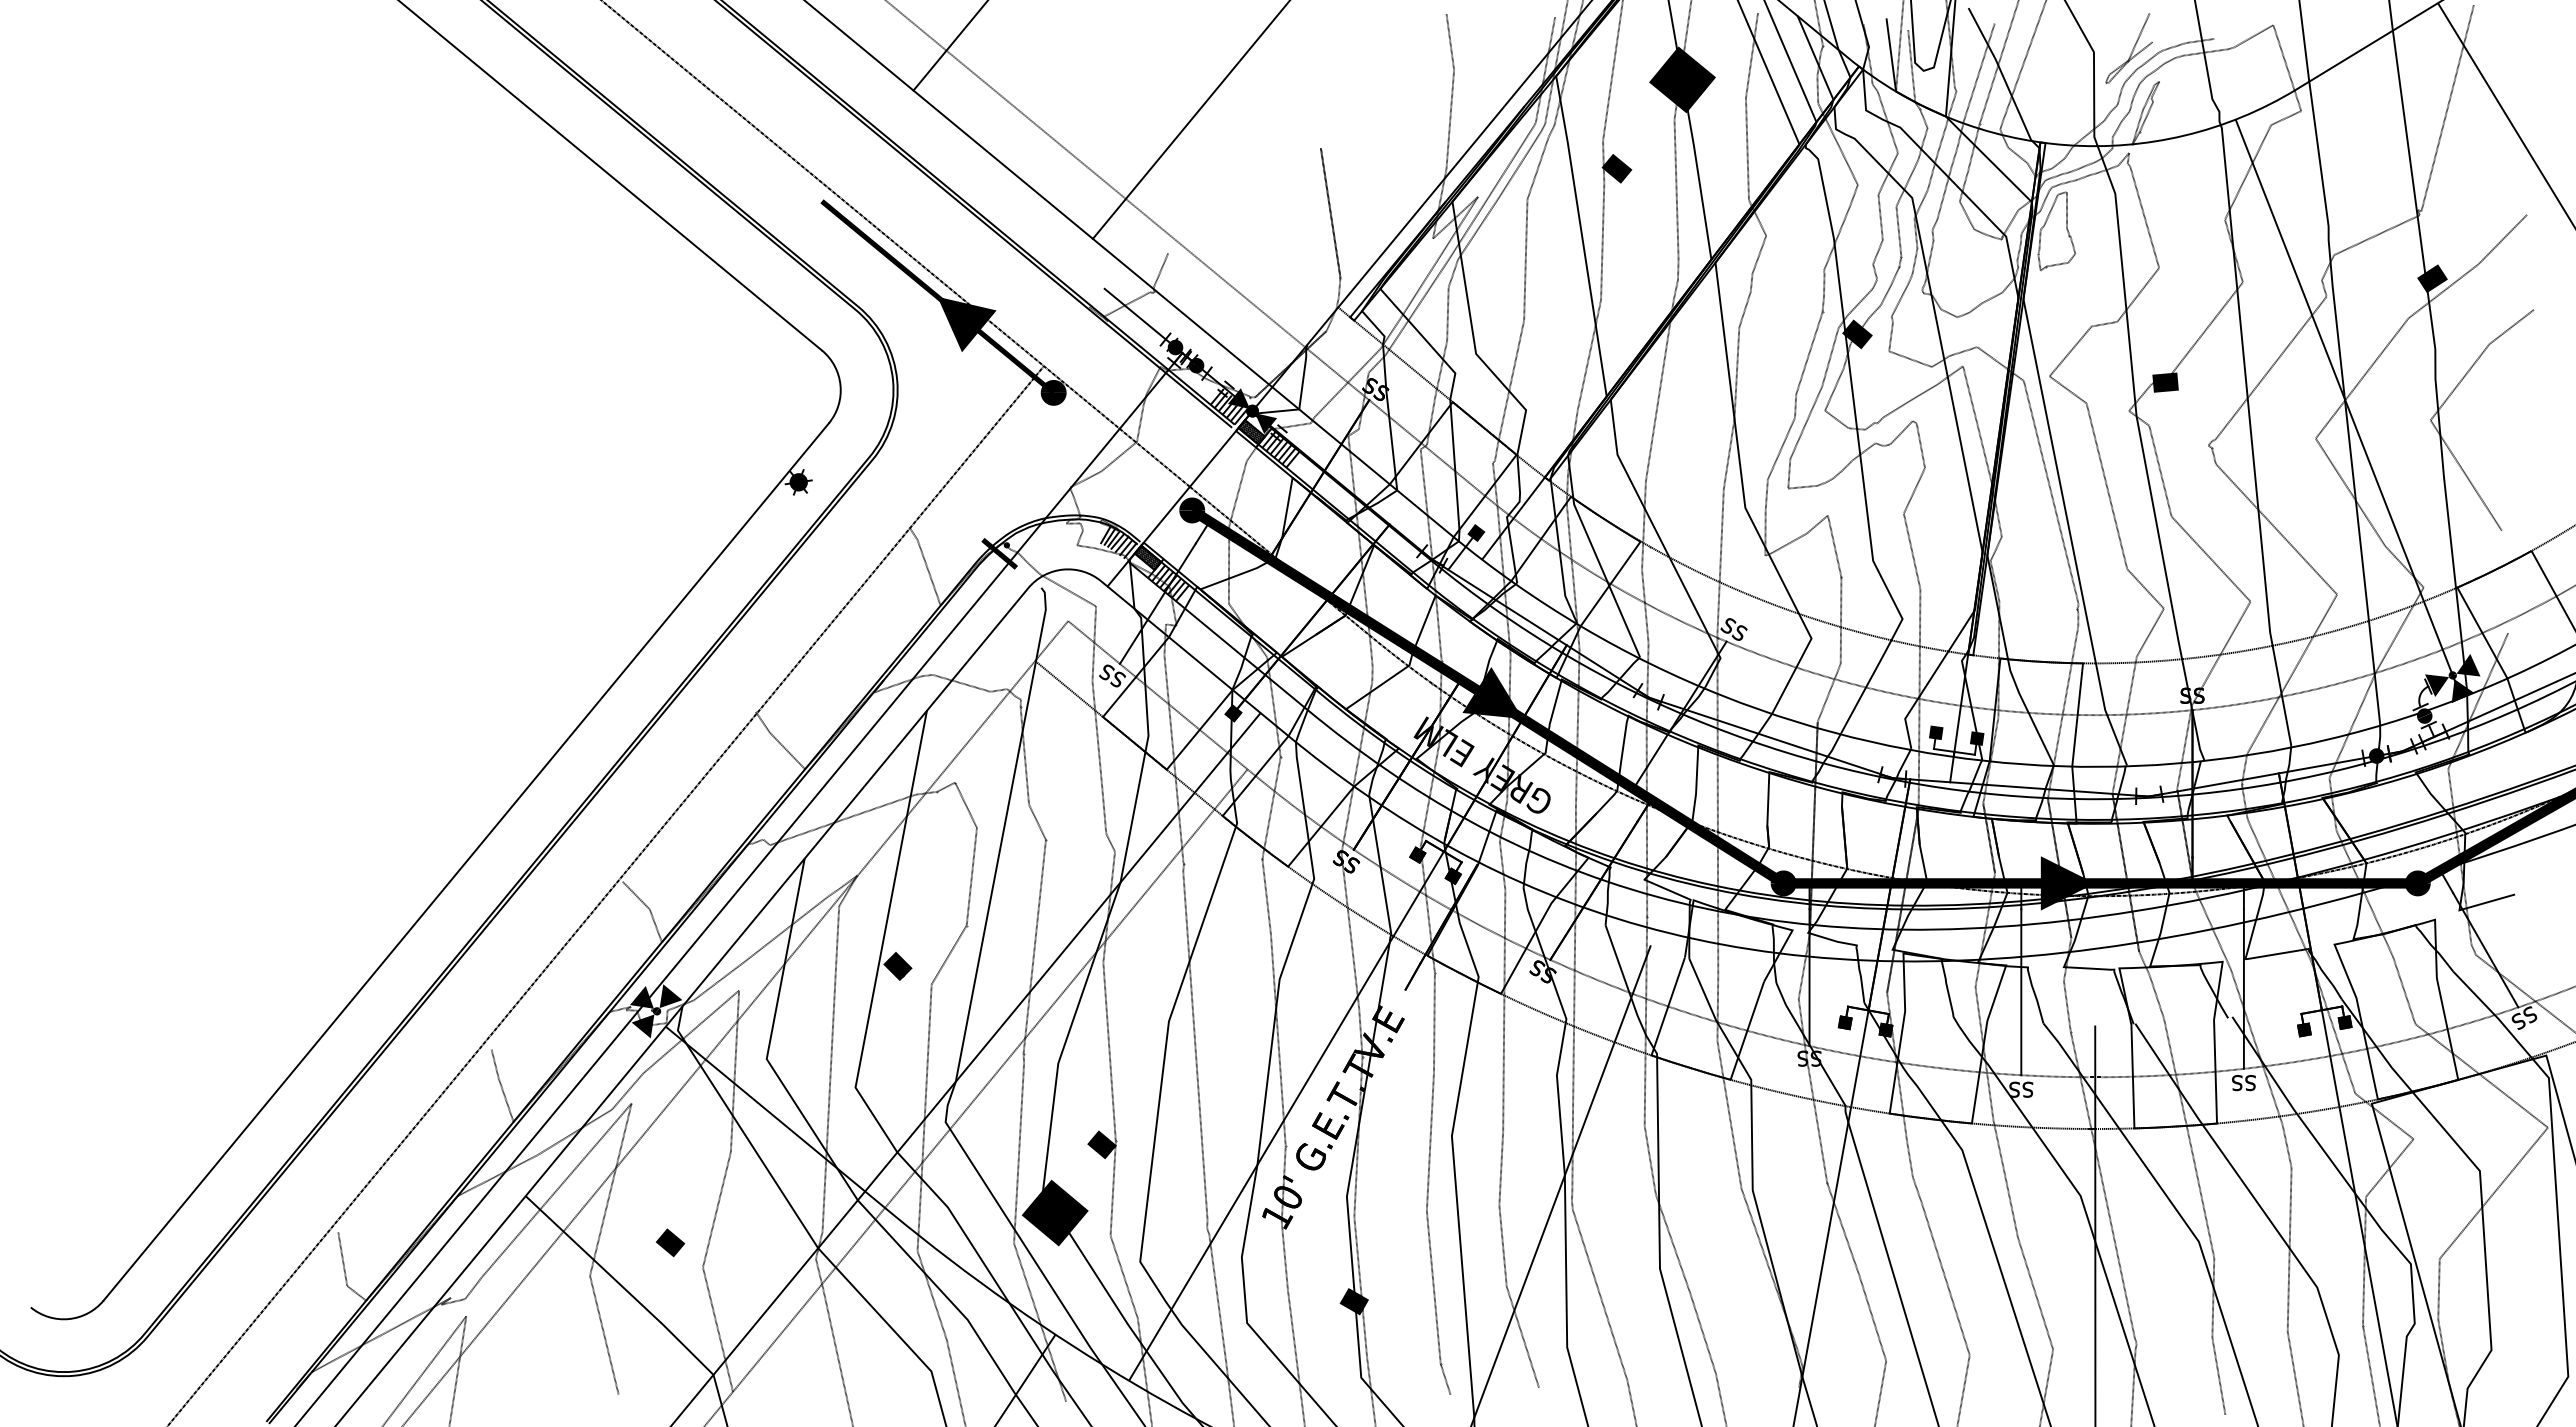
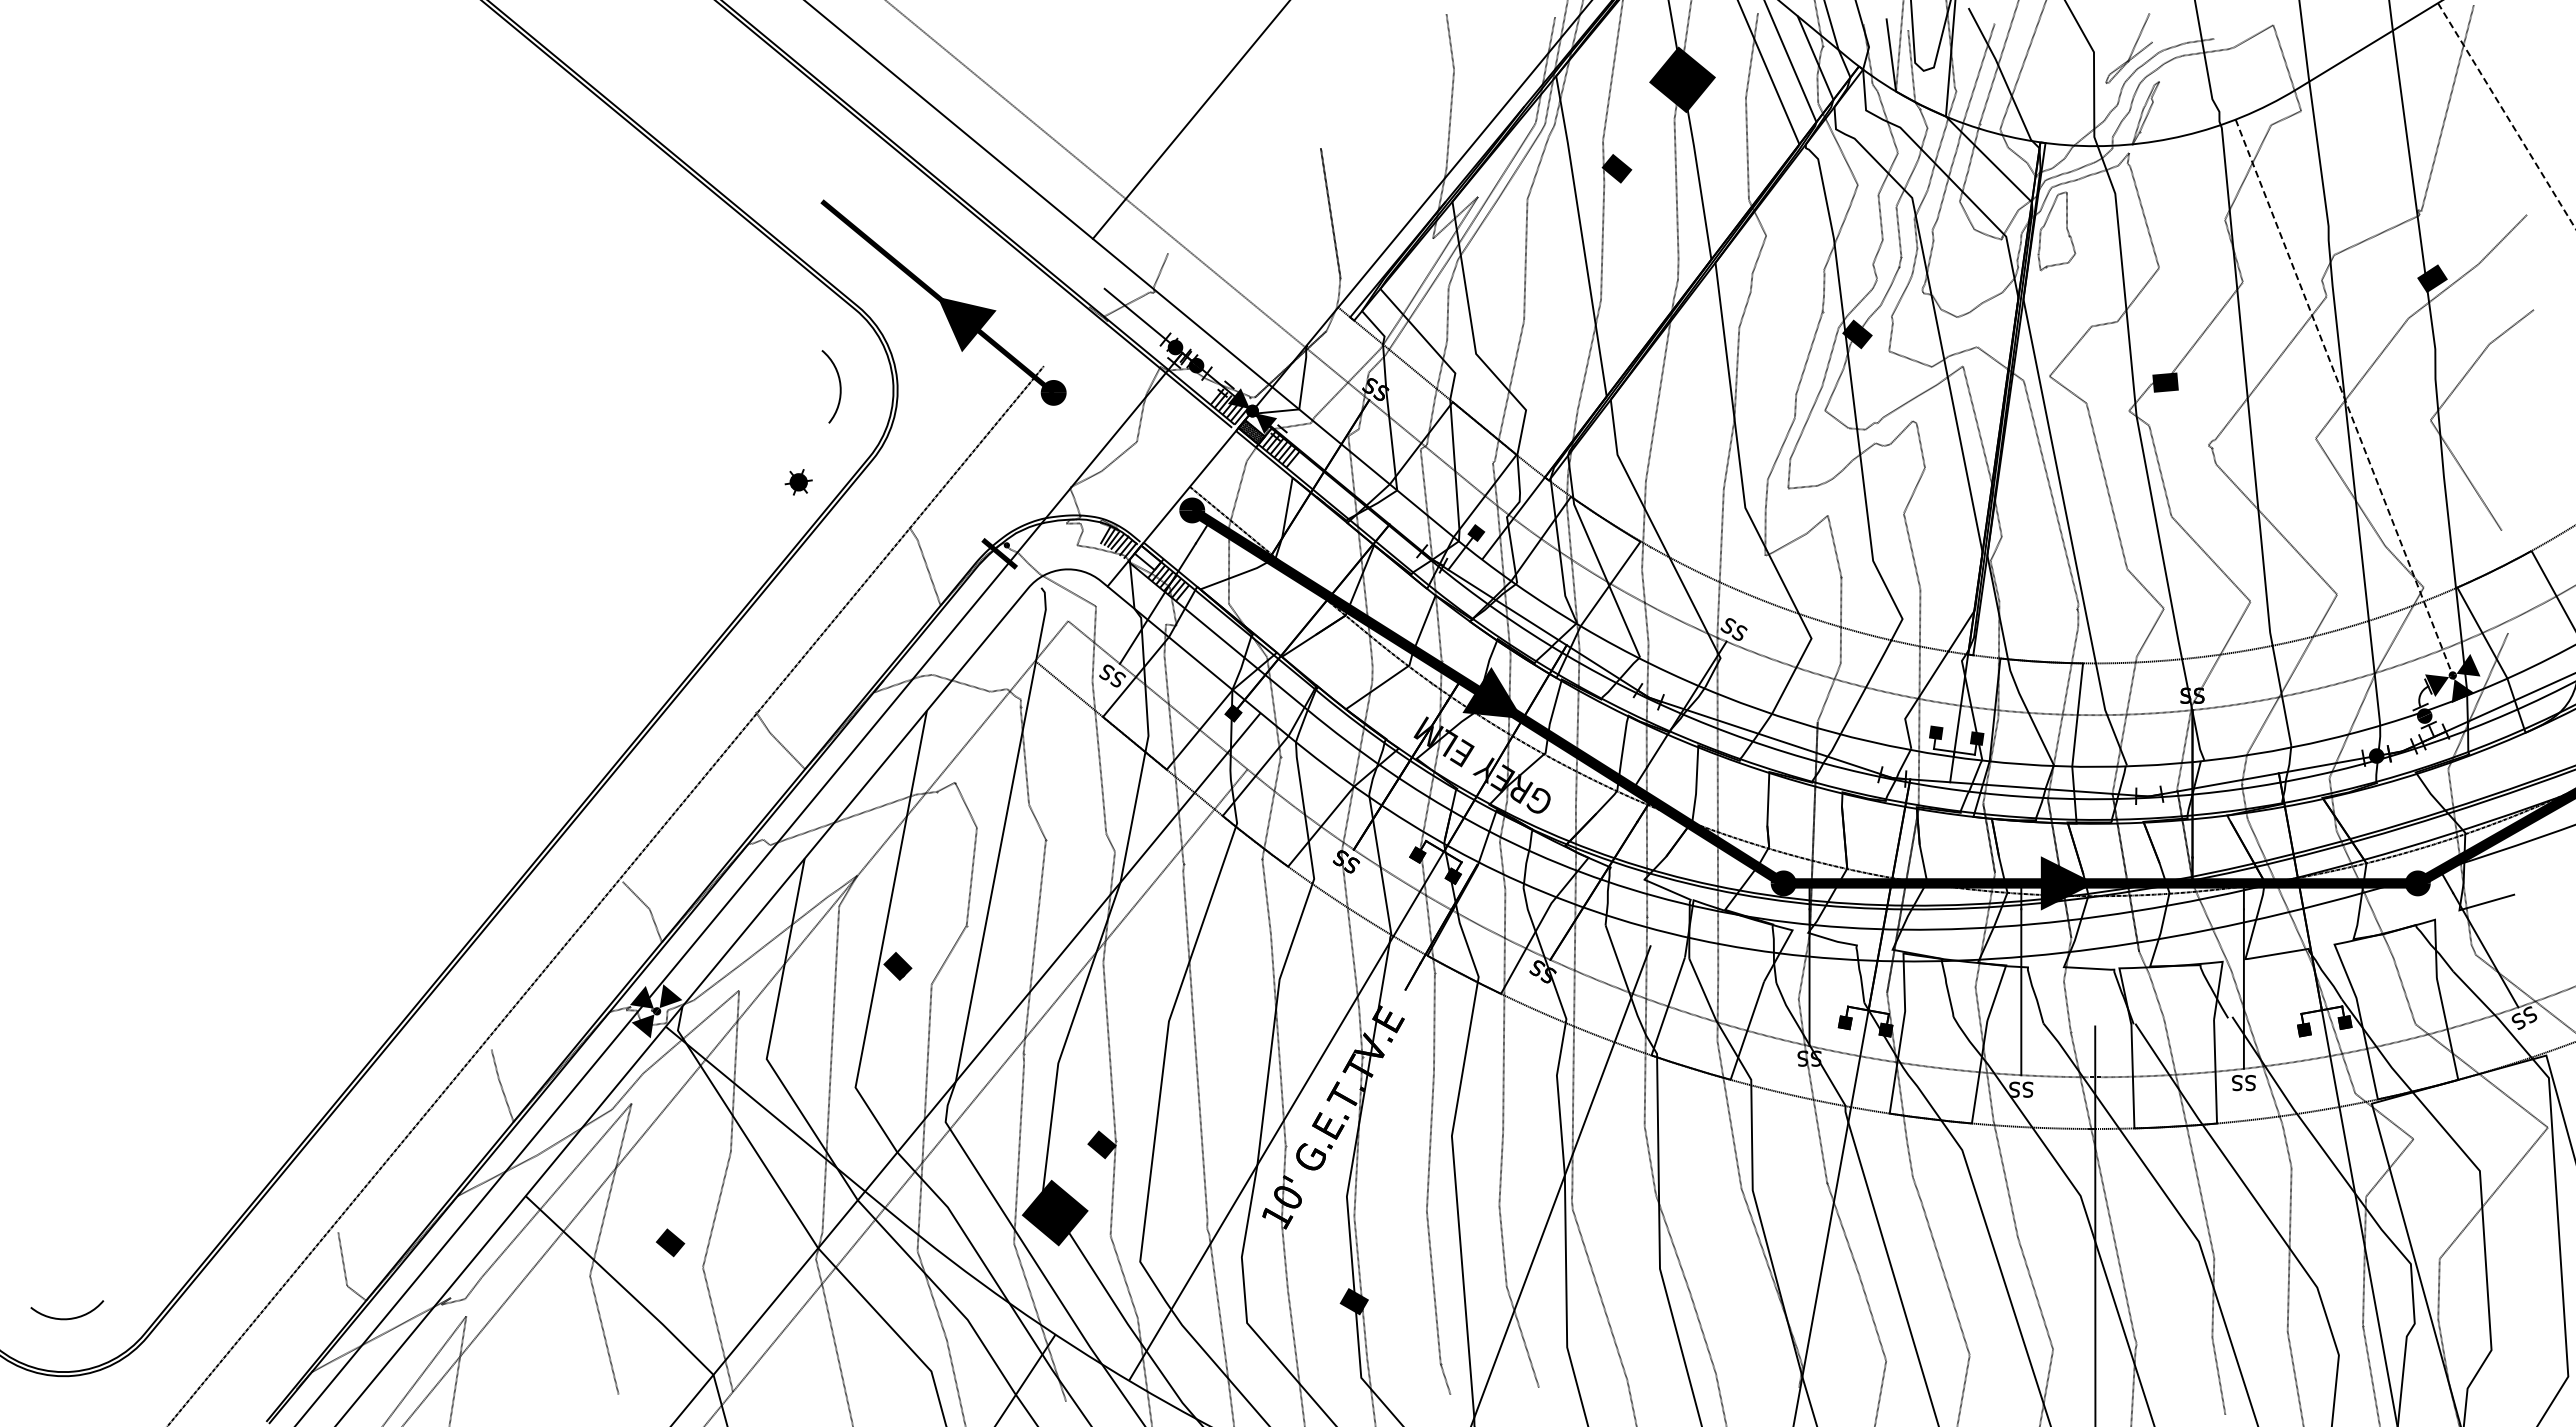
line: present -> none (949, 46)
line: solid -> dashed (2507, 116)
line: present -> none (610, 176)
line: present -> none (896, 244)
line: solid -> dashed (2348, 409)
hatch: present -> none (1147, 557)
line: present -> none (465, 861)
